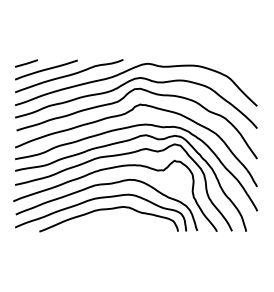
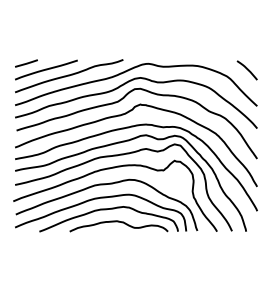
line: none -> present (246, 69)
curve: none -> present (118, 222)
